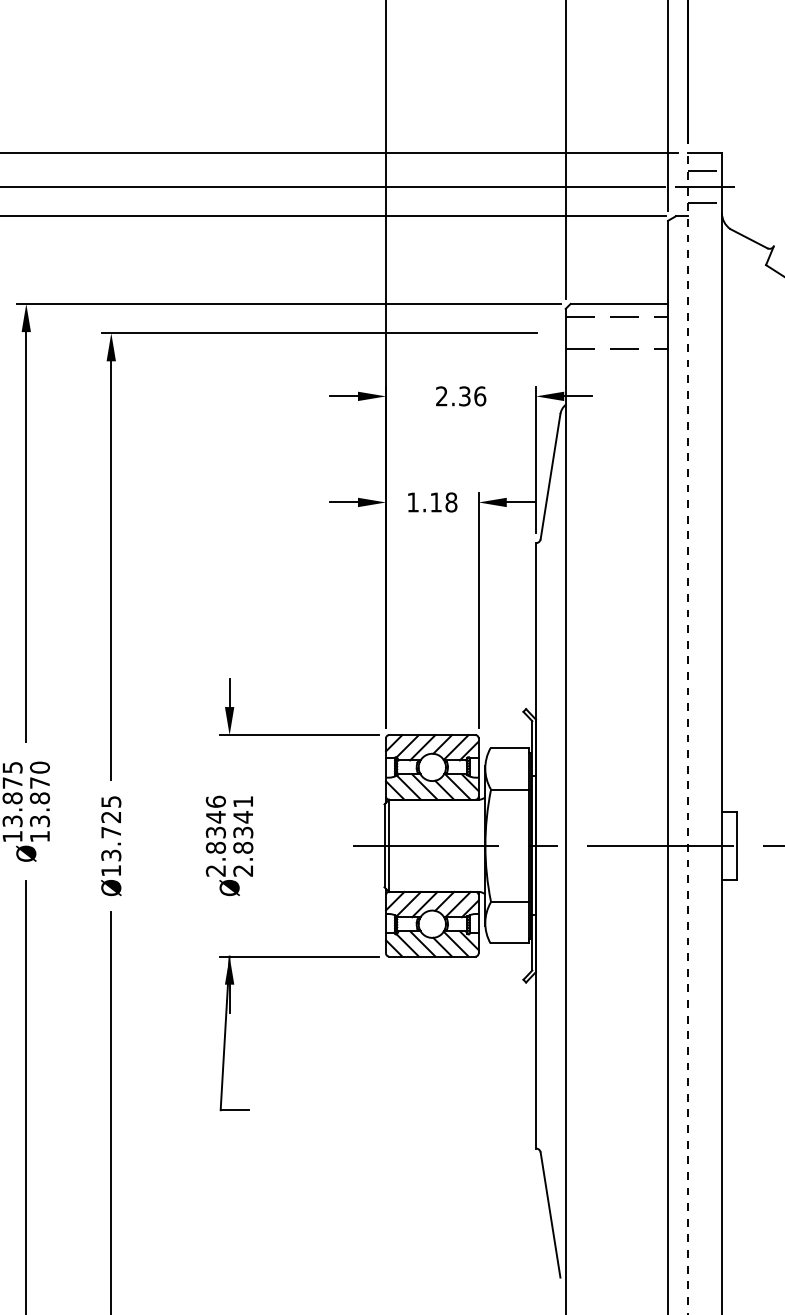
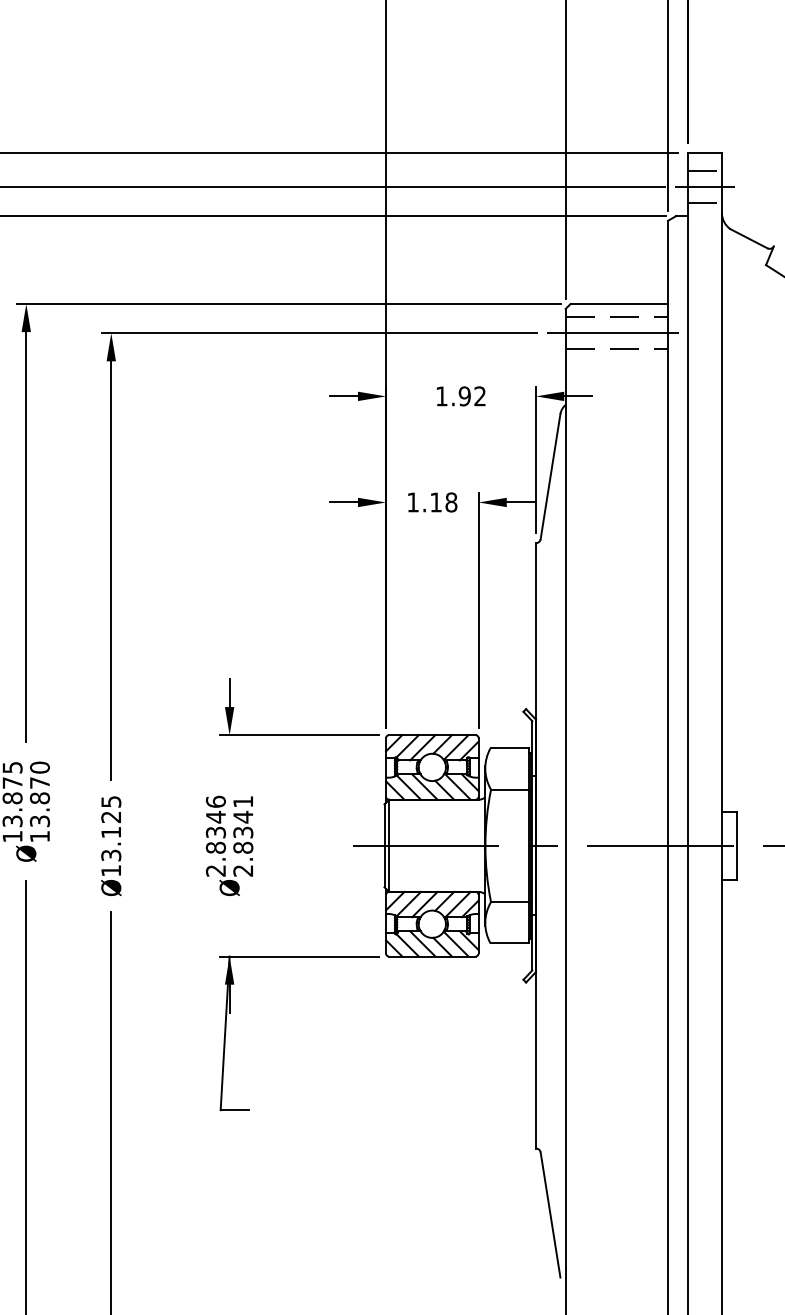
line: none -> present (612, 333)
text: 2.36 -> 1.92 (461, 396)
line: dashed -> solid (687, 733)
text: Ø13.725 -> Ø13.125 (110, 832)
